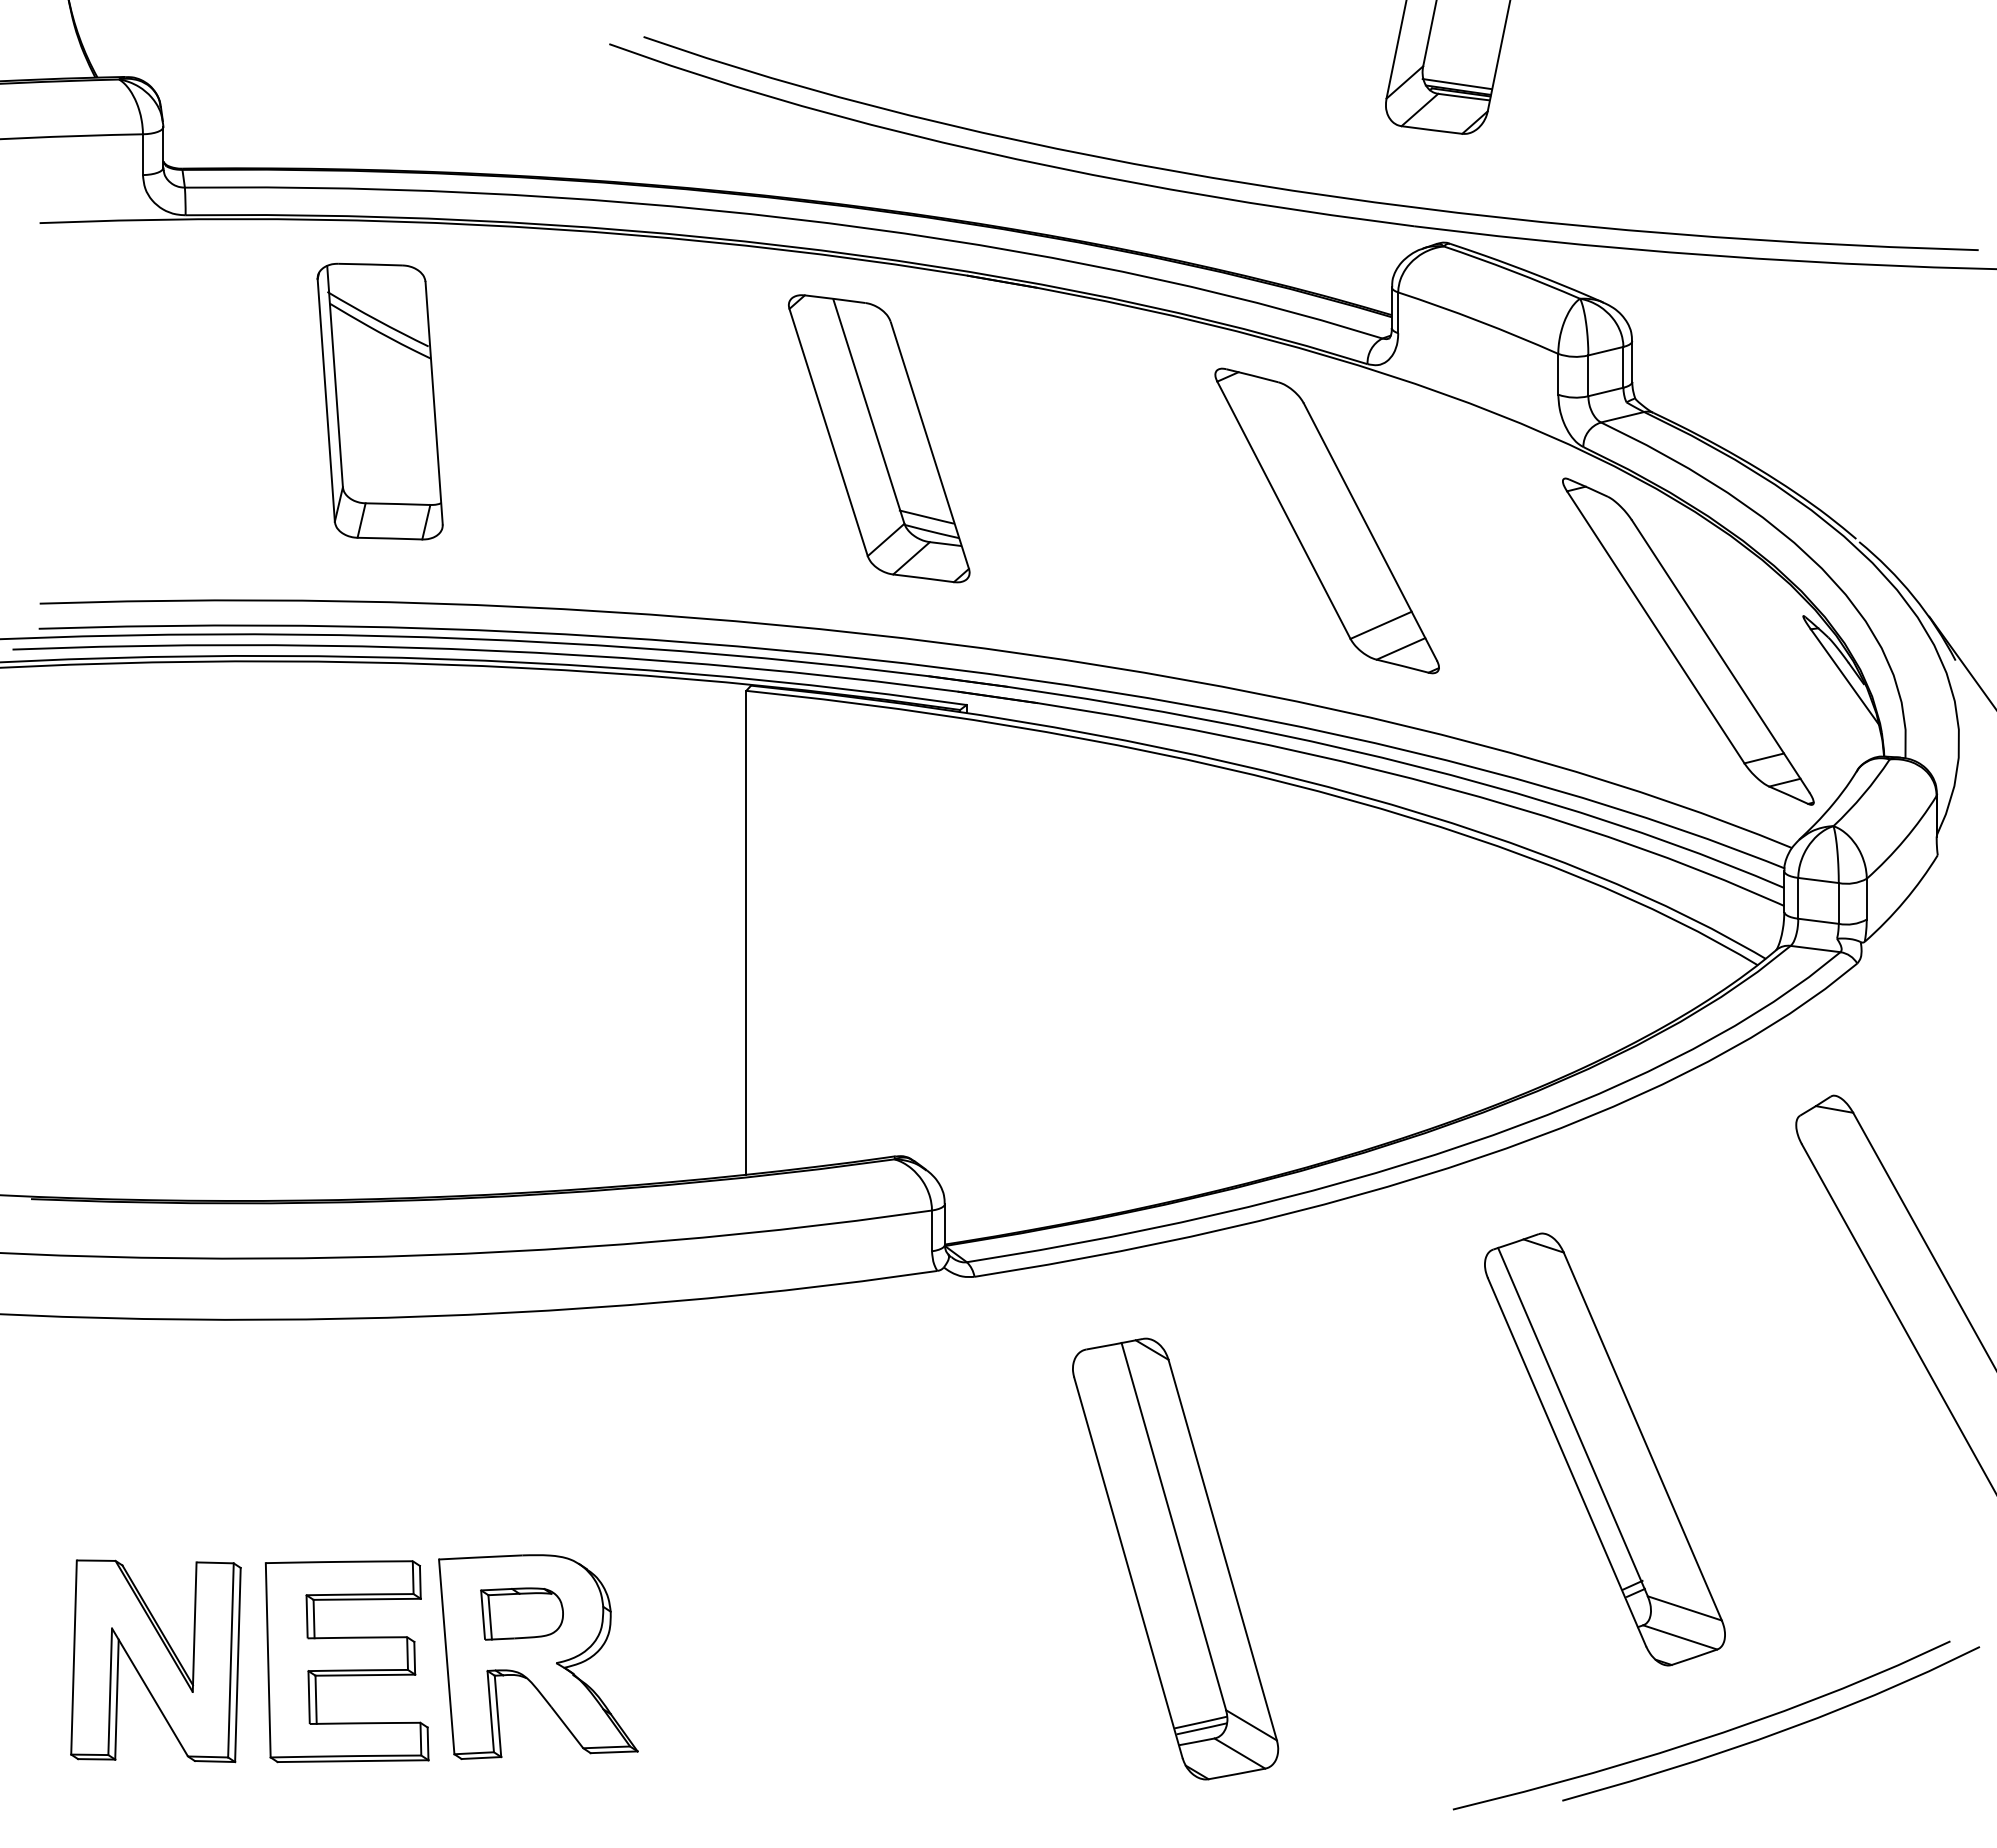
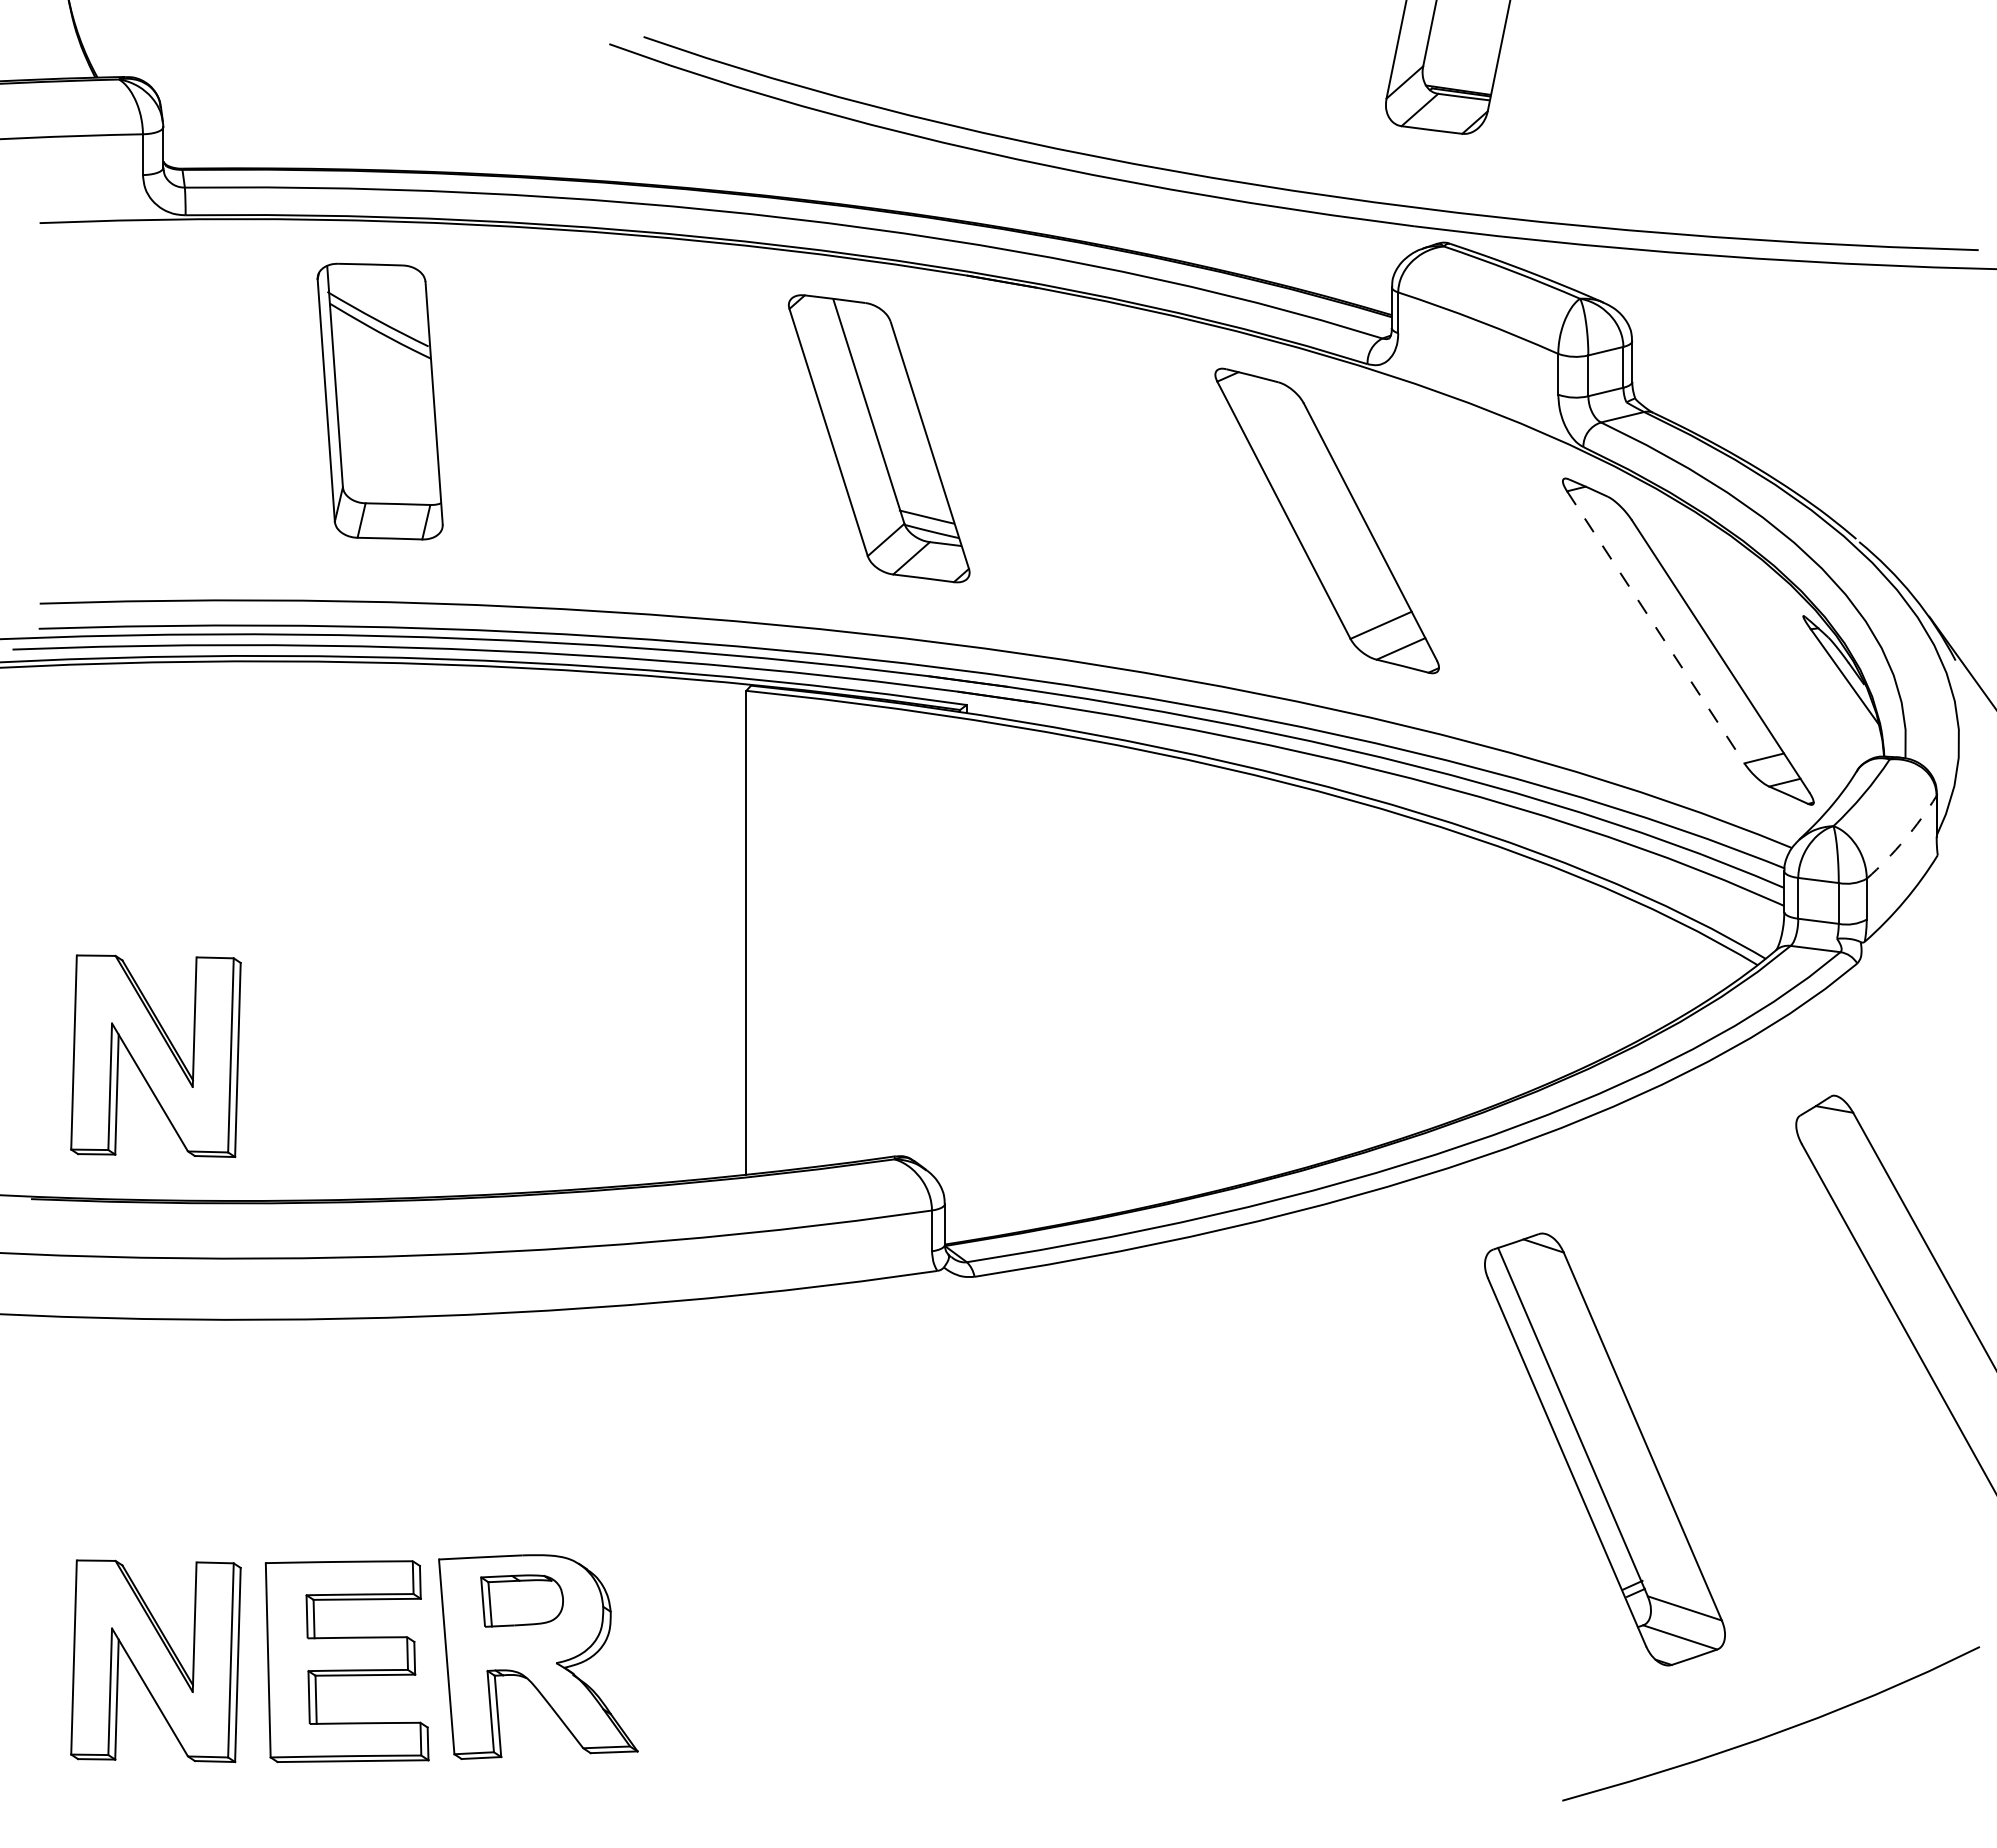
line: present -> none (1456, 84)
line: solid -> dashed (1656, 627)
arc: solid -> dashed (1904, 839)
part: none -> present (155, 1056)
part: present -> none (1175, 1558)
part position: (521, 1613) -> (521, 1600) (521, 1600)
curve: present -> none (1704, 1737)
